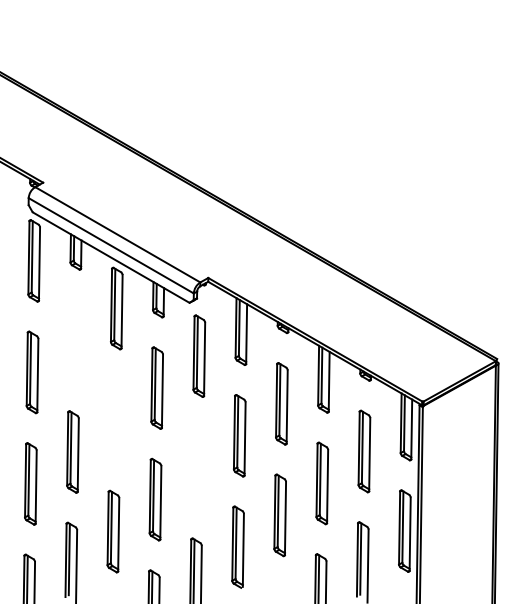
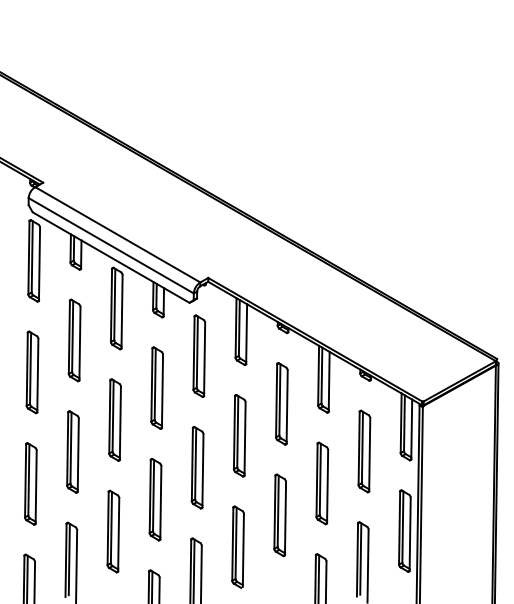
part: none -> present (74, 340)
part: none -> present (114, 419)
part: none -> present (197, 467)
